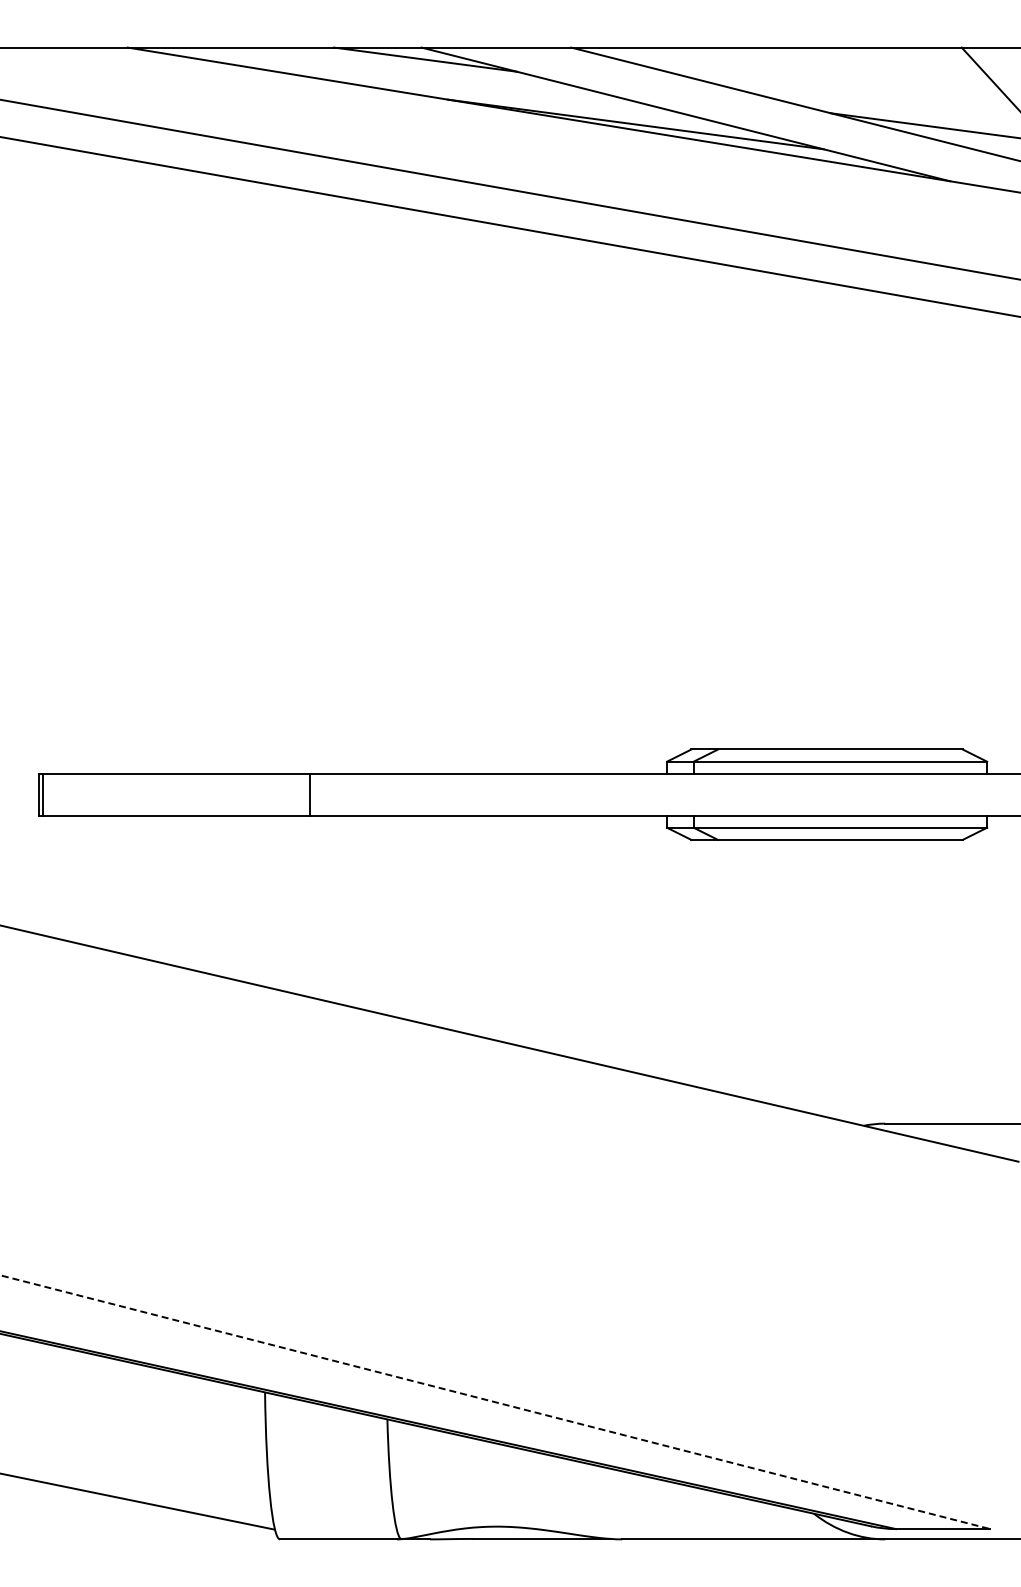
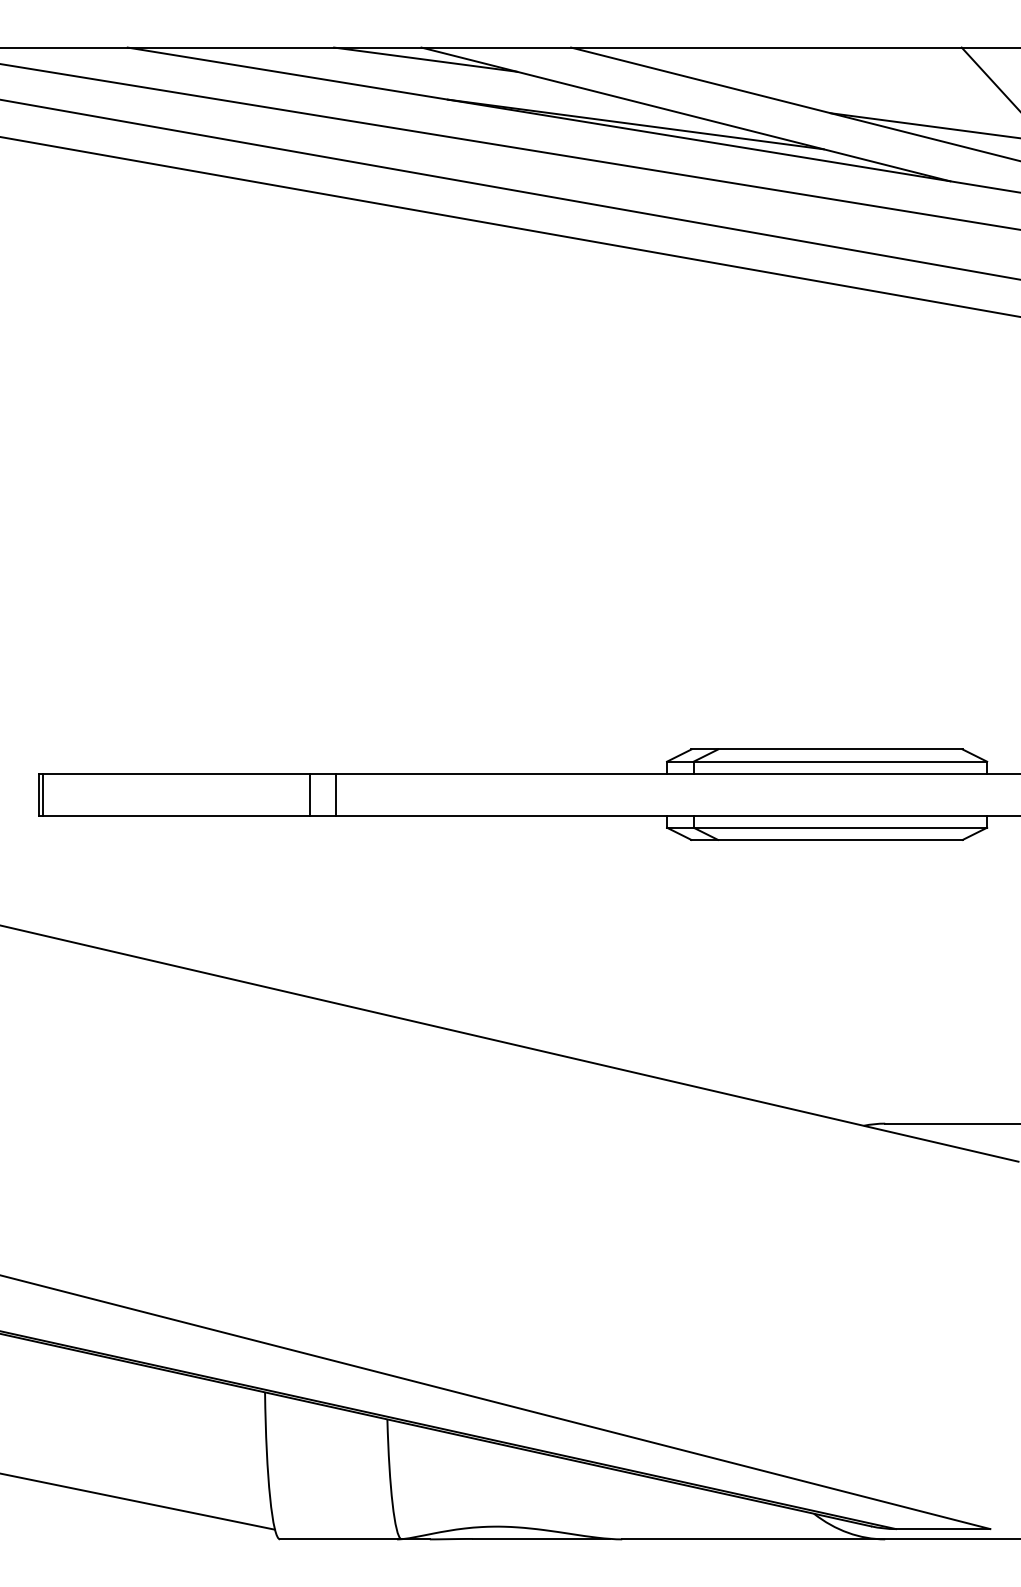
line: none -> present (509, 146)
line: none -> present (335, 794)
line: dashed -> solid (495, 1402)
